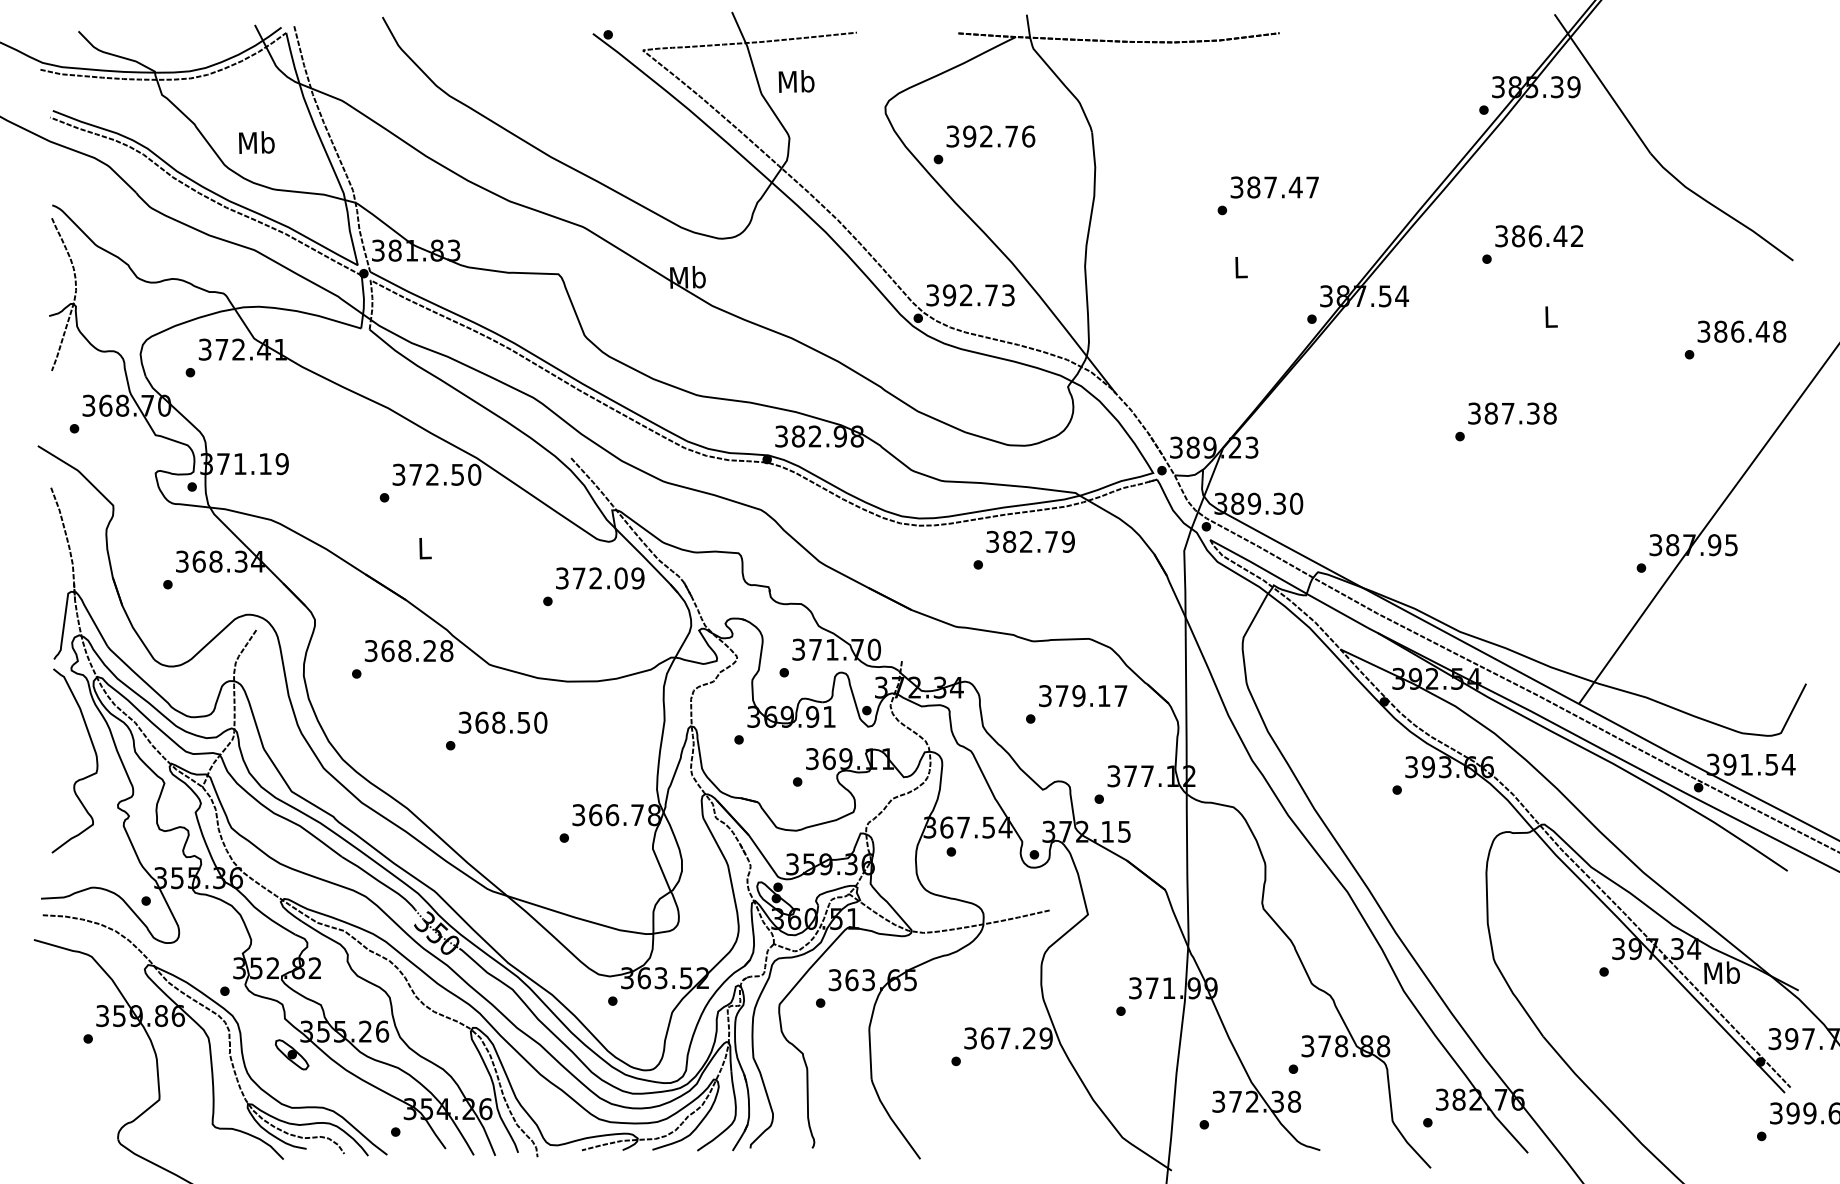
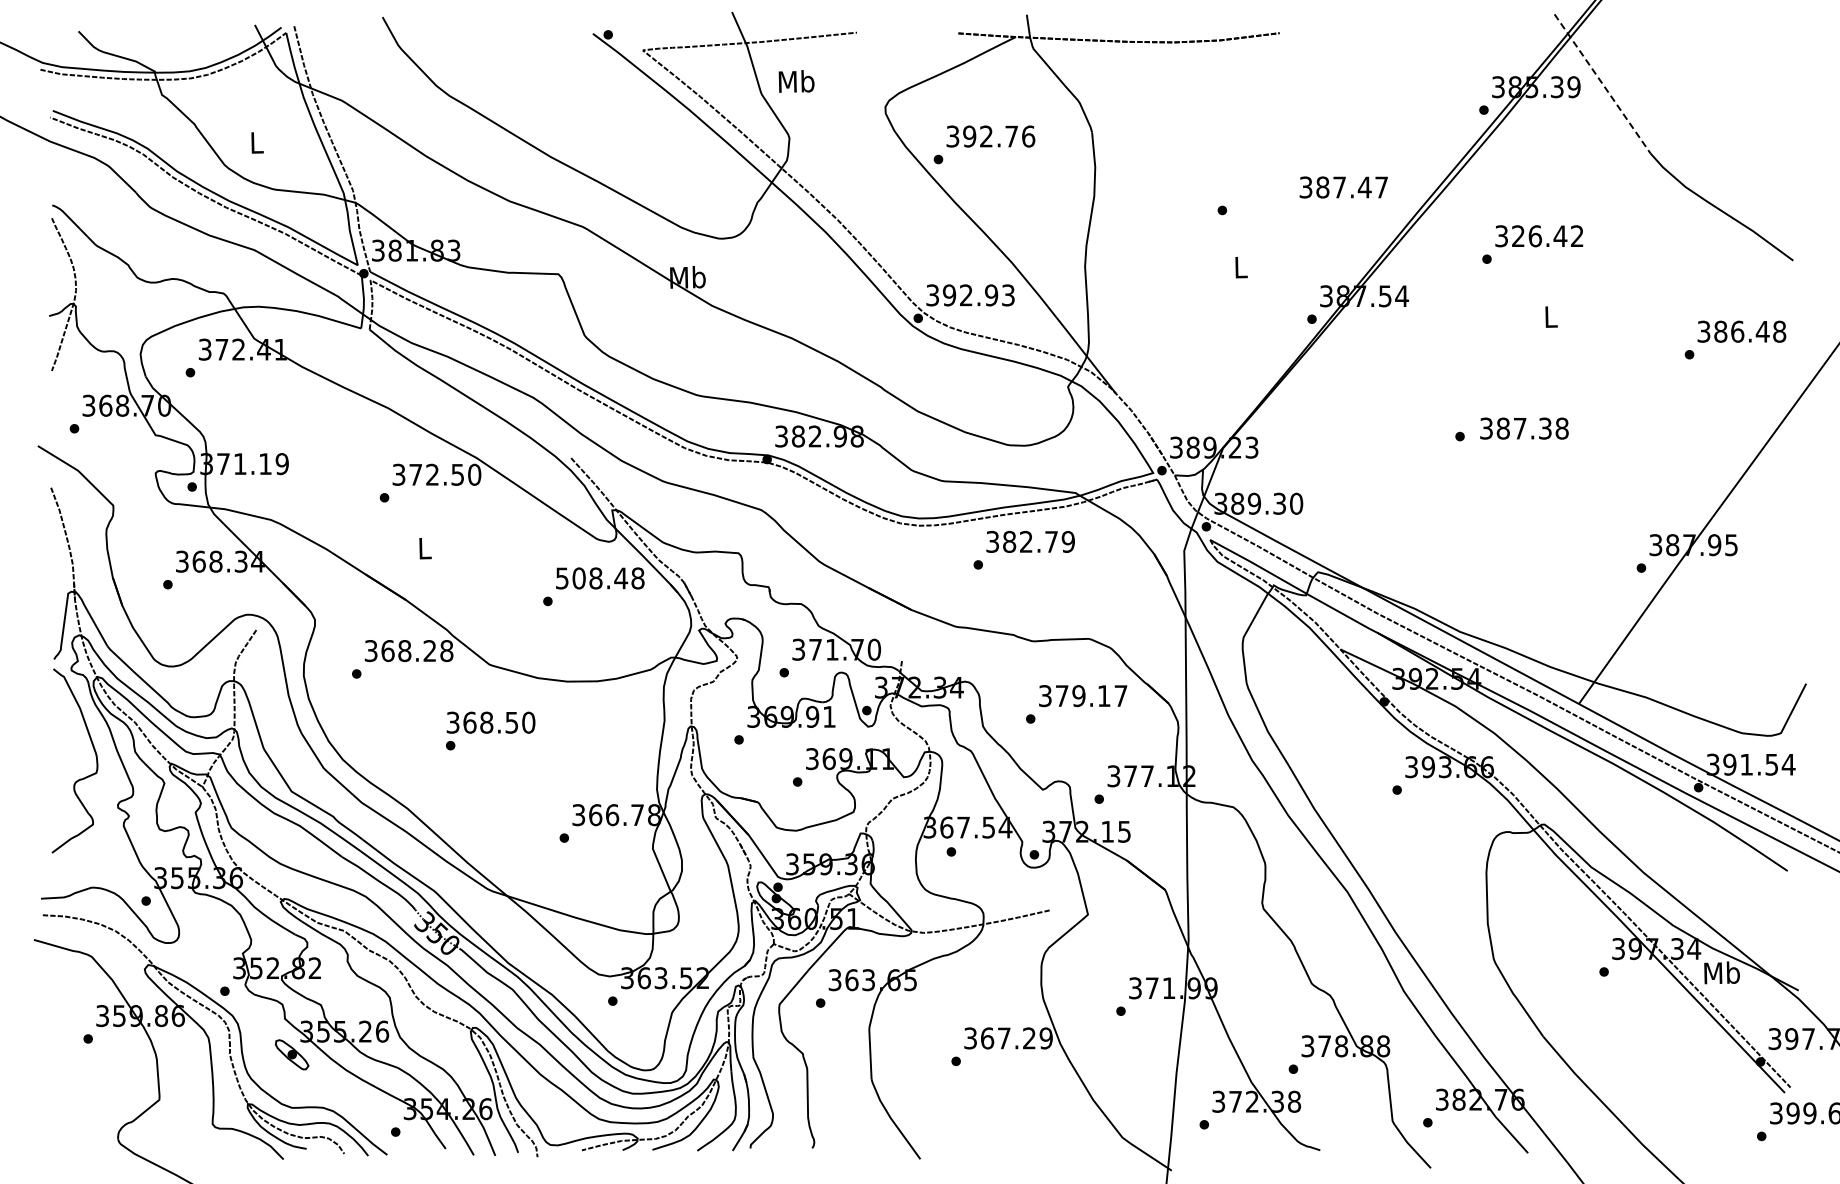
line: solid -> dashed (1602, 83)
text: Mb -> L (256, 142)
text position: (1274, 187) -> (1343, 187) (1343, 187)
text: 386.42 -> 326.42 (1518, 236)
text: 392.73 -> 392.93 (991, 295)
text position: (1512, 413) -> (1524, 428) (1524, 428)
text: 372.09 -> 508.48 (600, 578)
text position: (502, 722) -> (490, 722) (490, 722)
